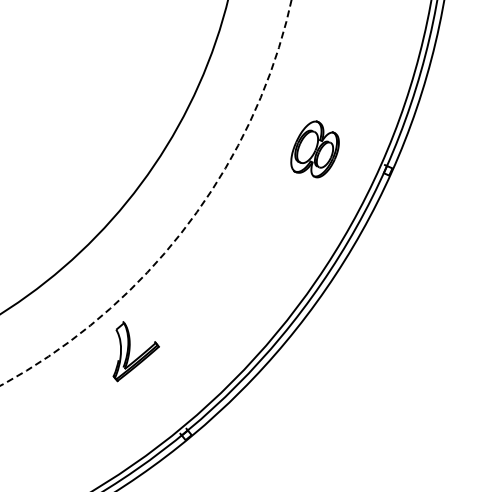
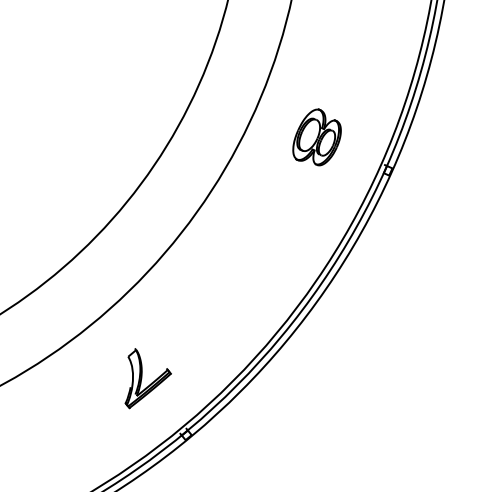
part position: (314, 149) -> (316, 137) (316, 137)
arc: dashed -> solid (189, 222)
part position: (135, 351) -> (147, 378) (147, 378)
